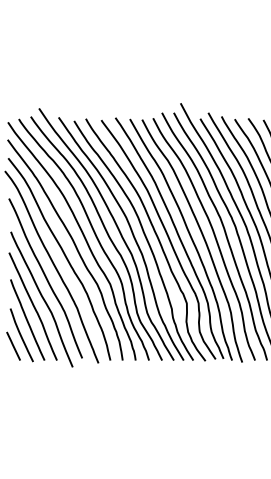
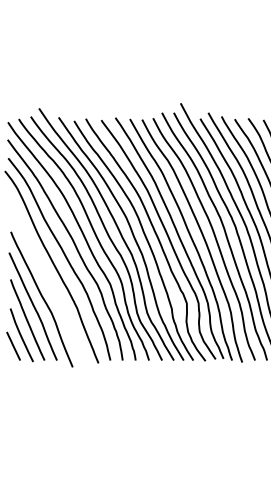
curve: present -> none (45, 278)
